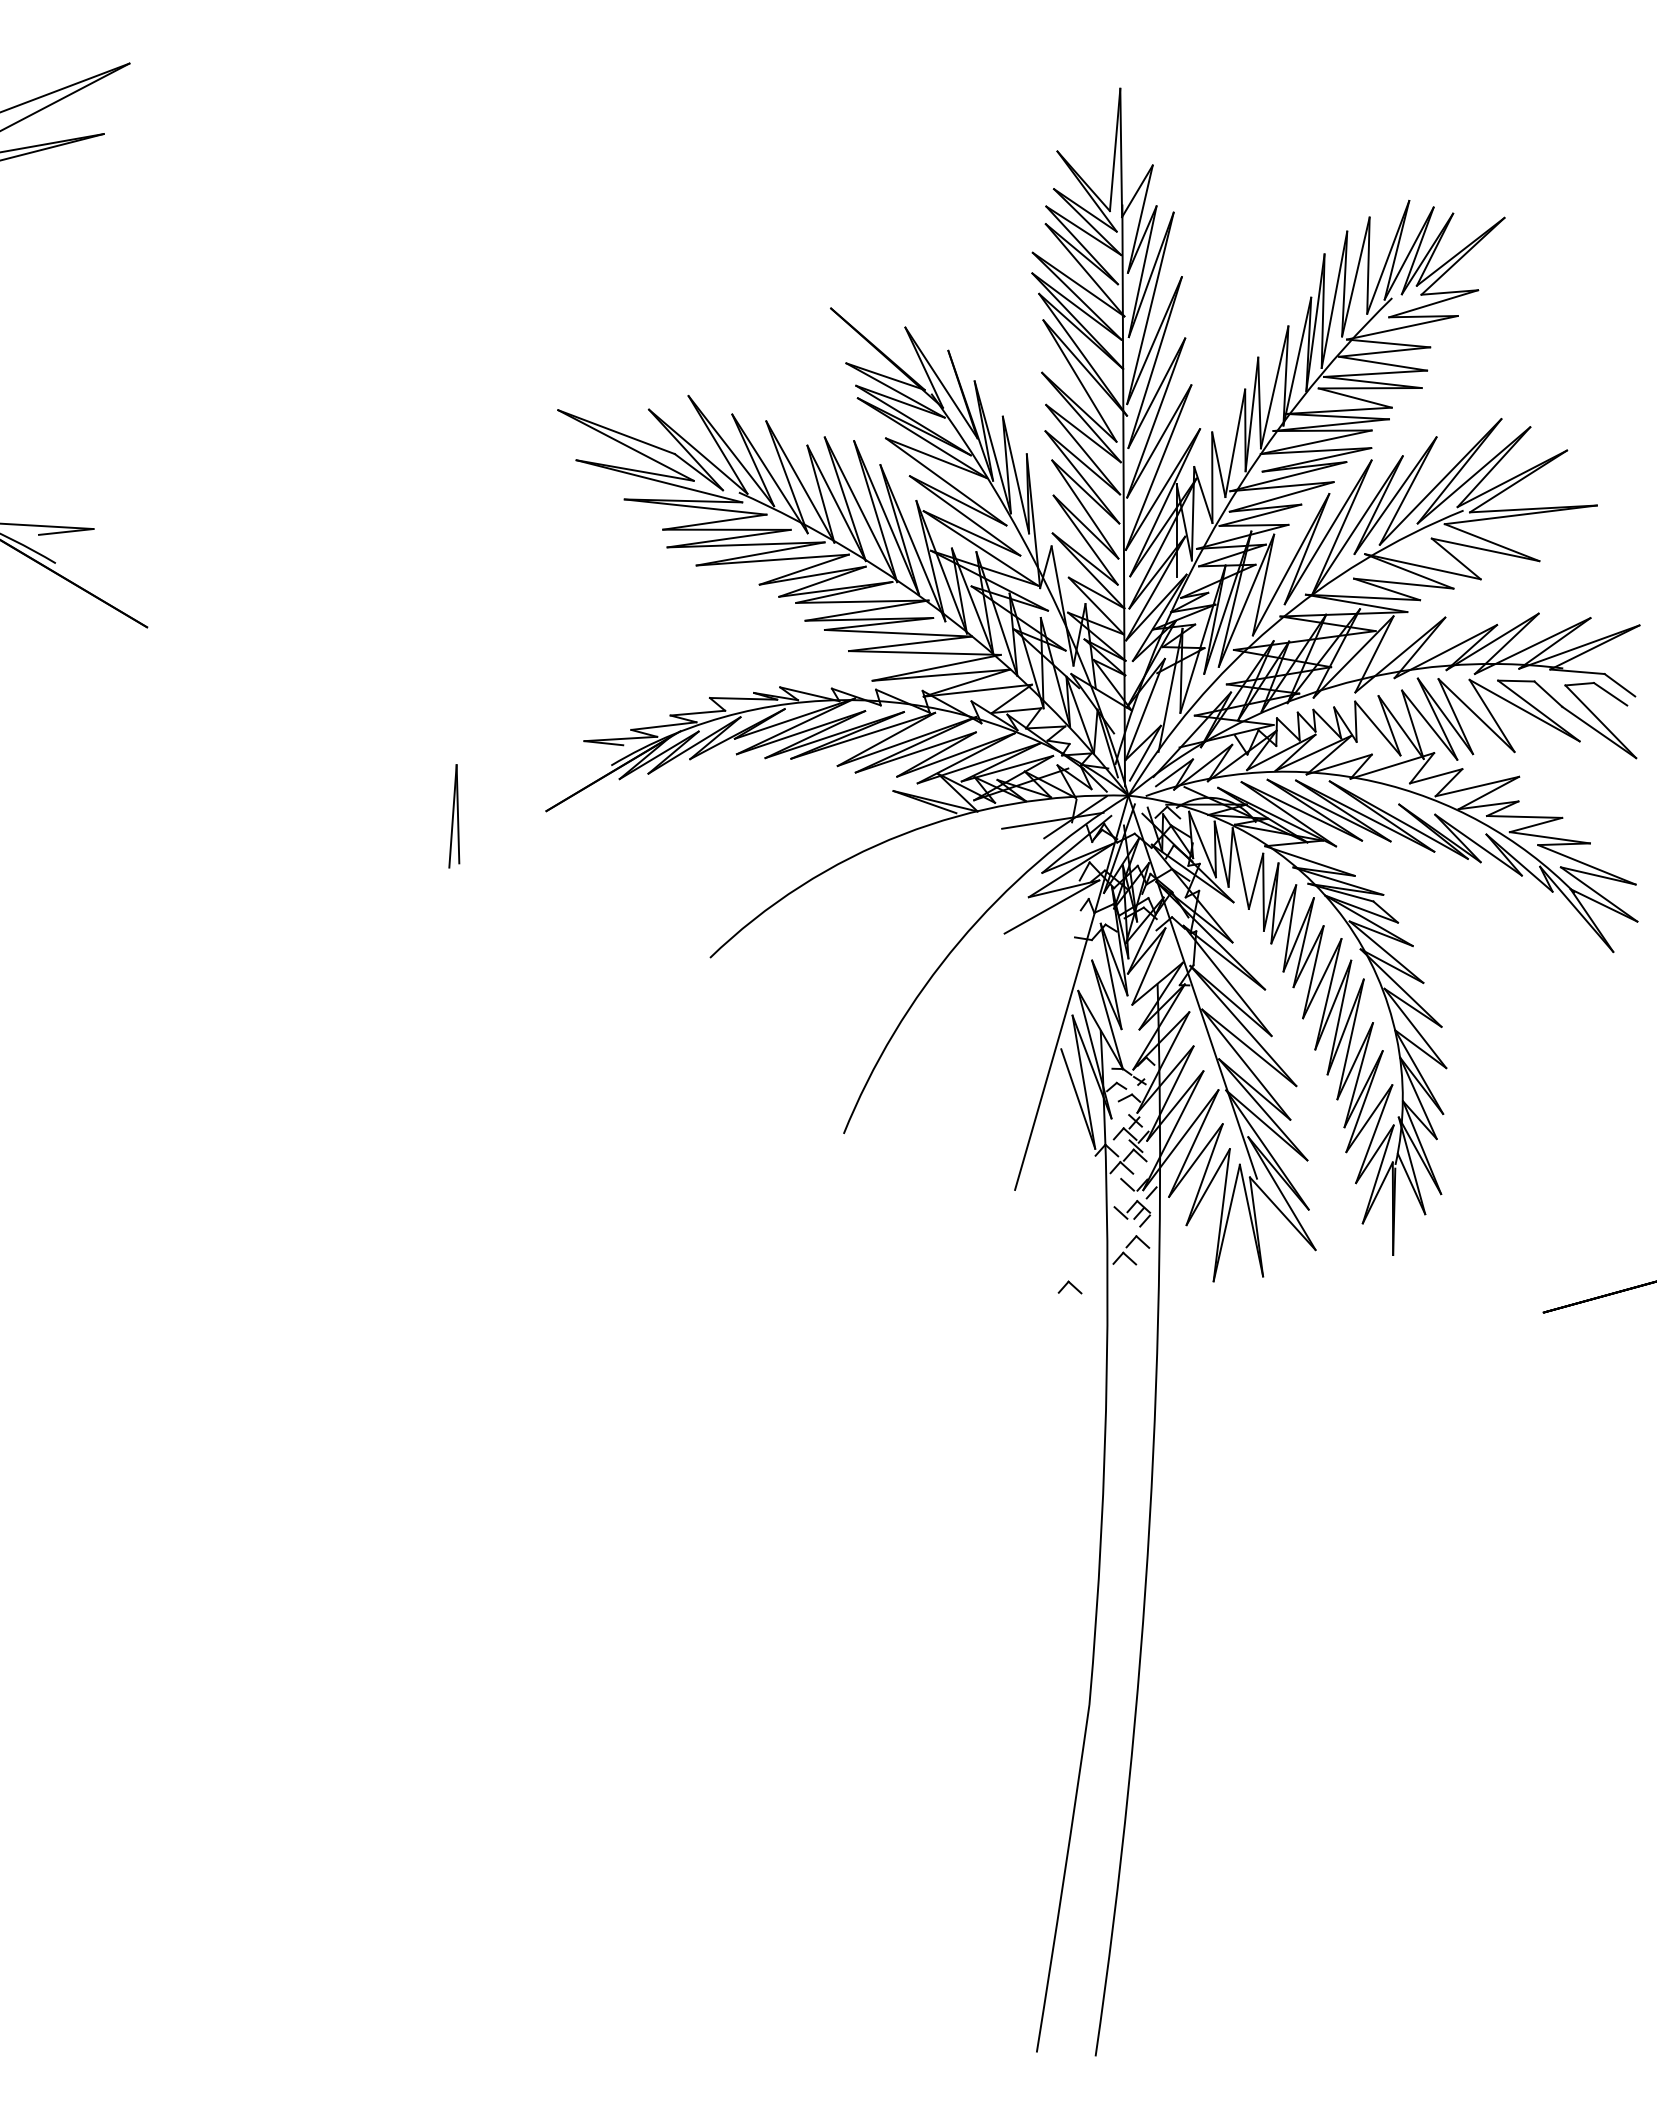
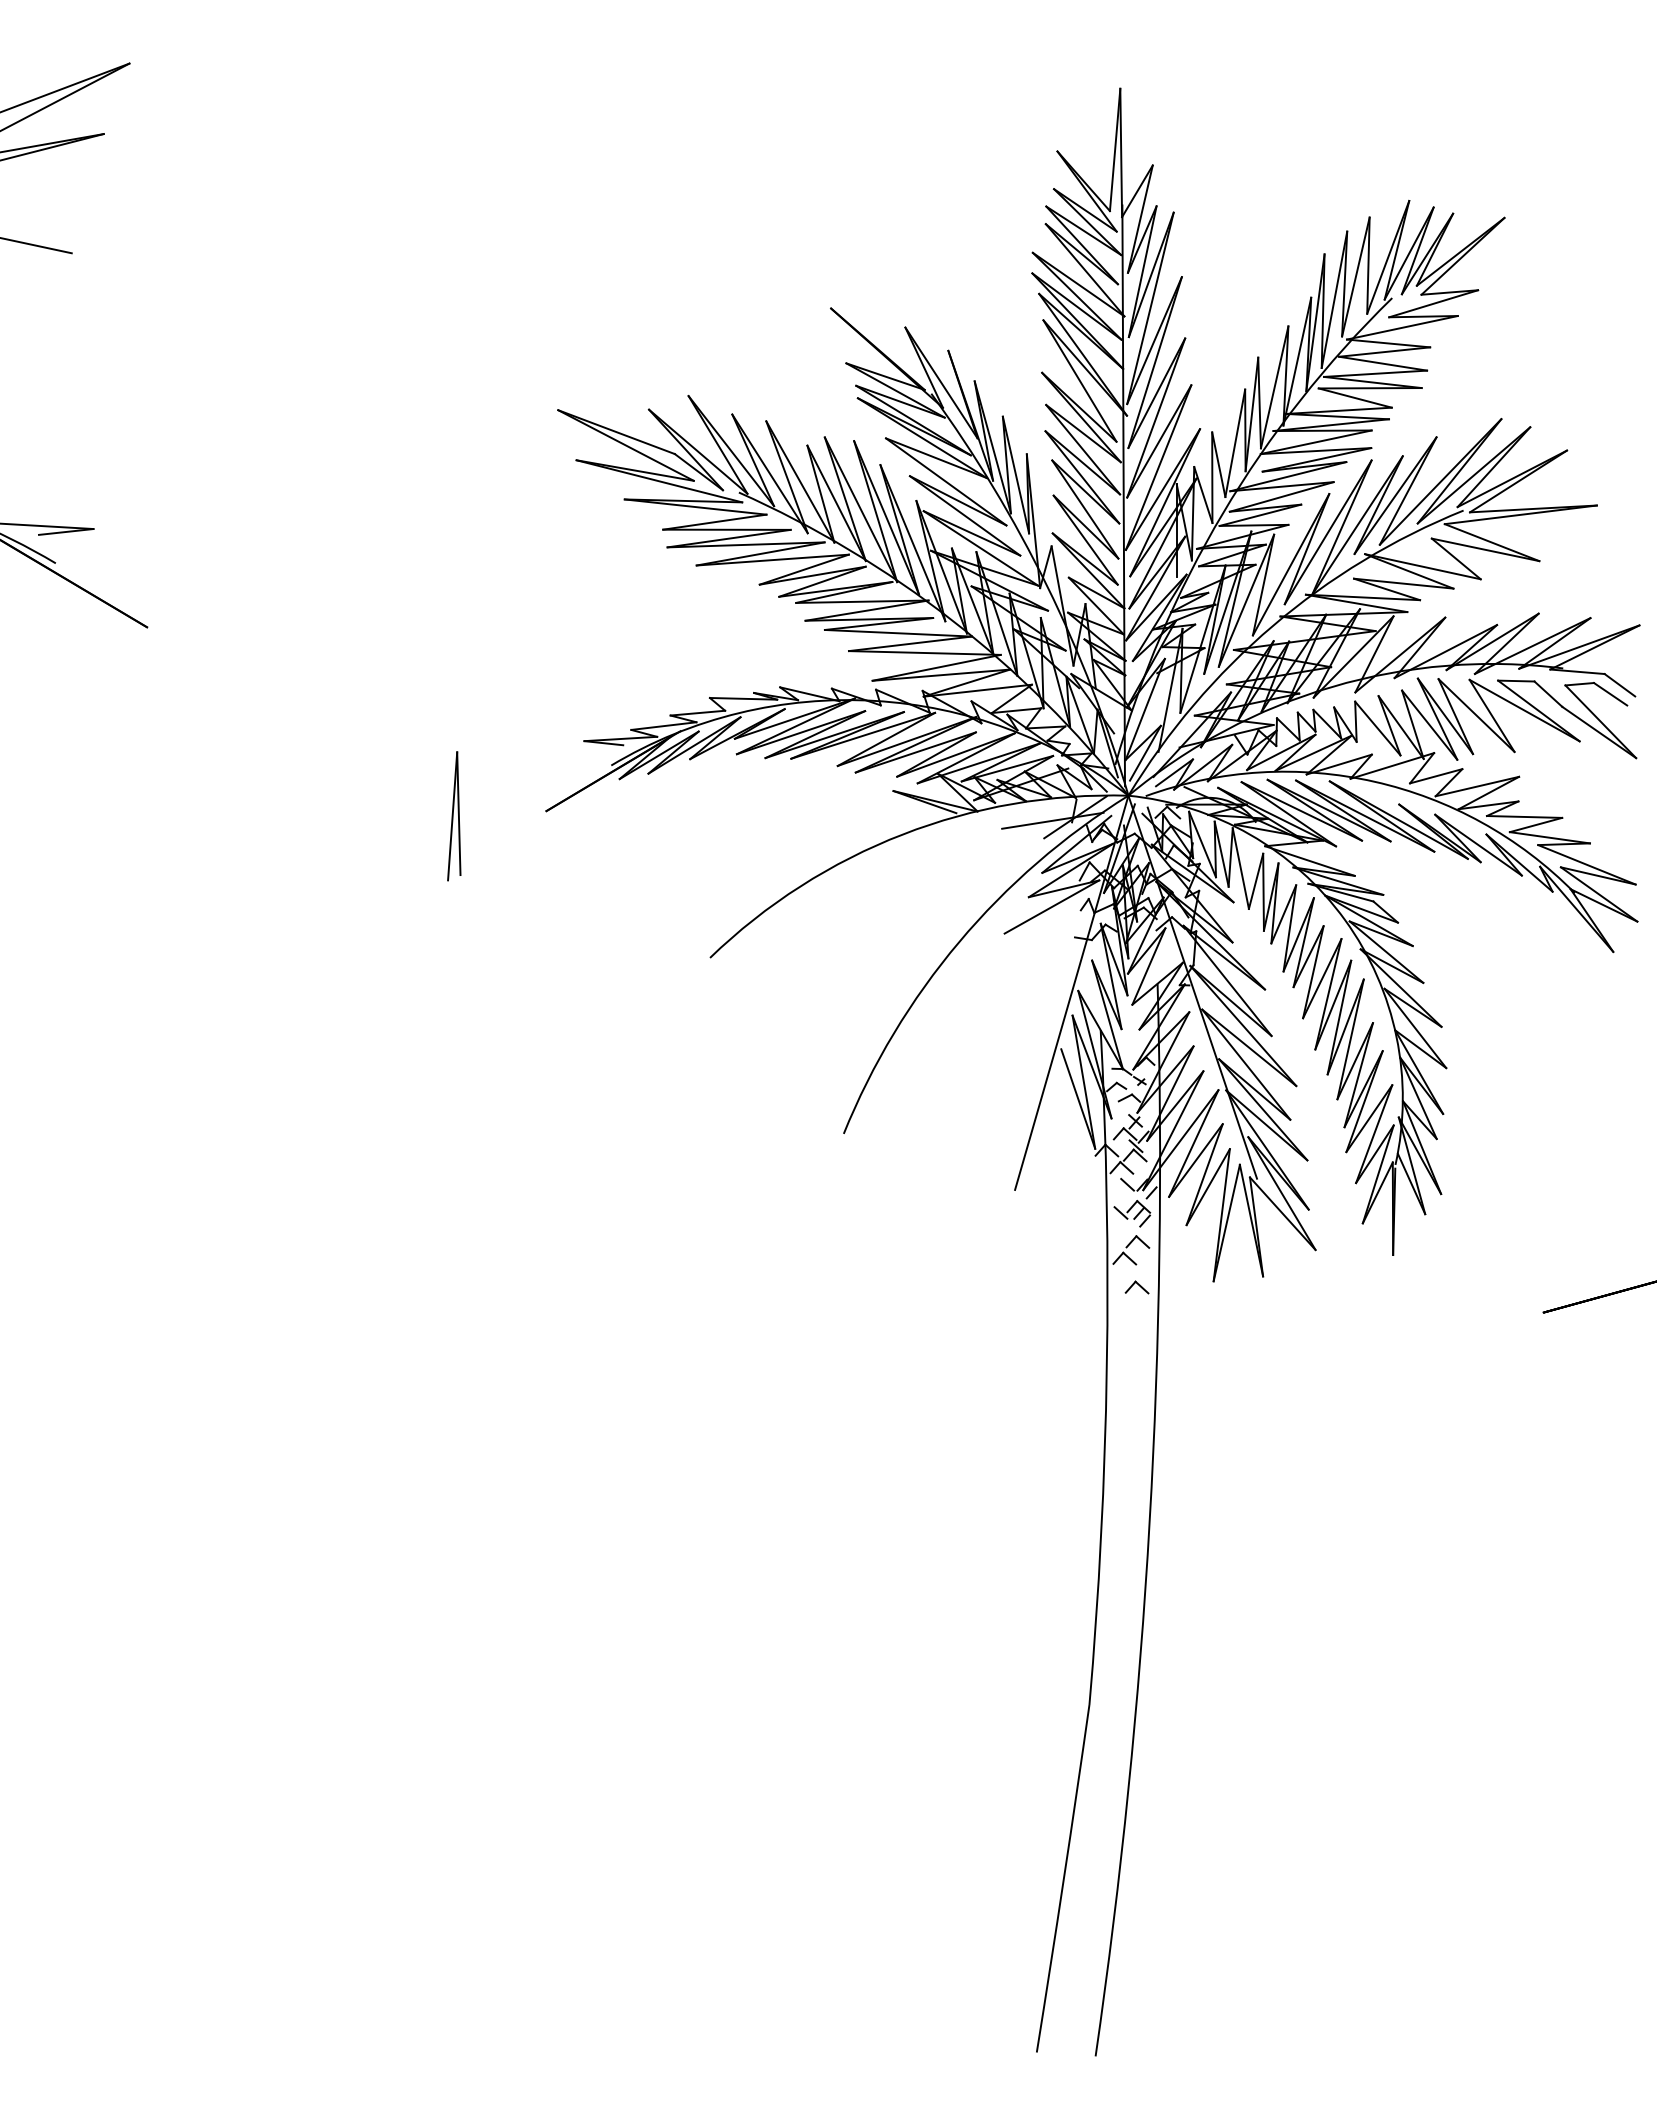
line: none -> present (36, 245)
part size: 13x105 px -> 15x131 px (454, 816)
part position: (1069, 1287) -> (1136, 1287) (1136, 1287)
